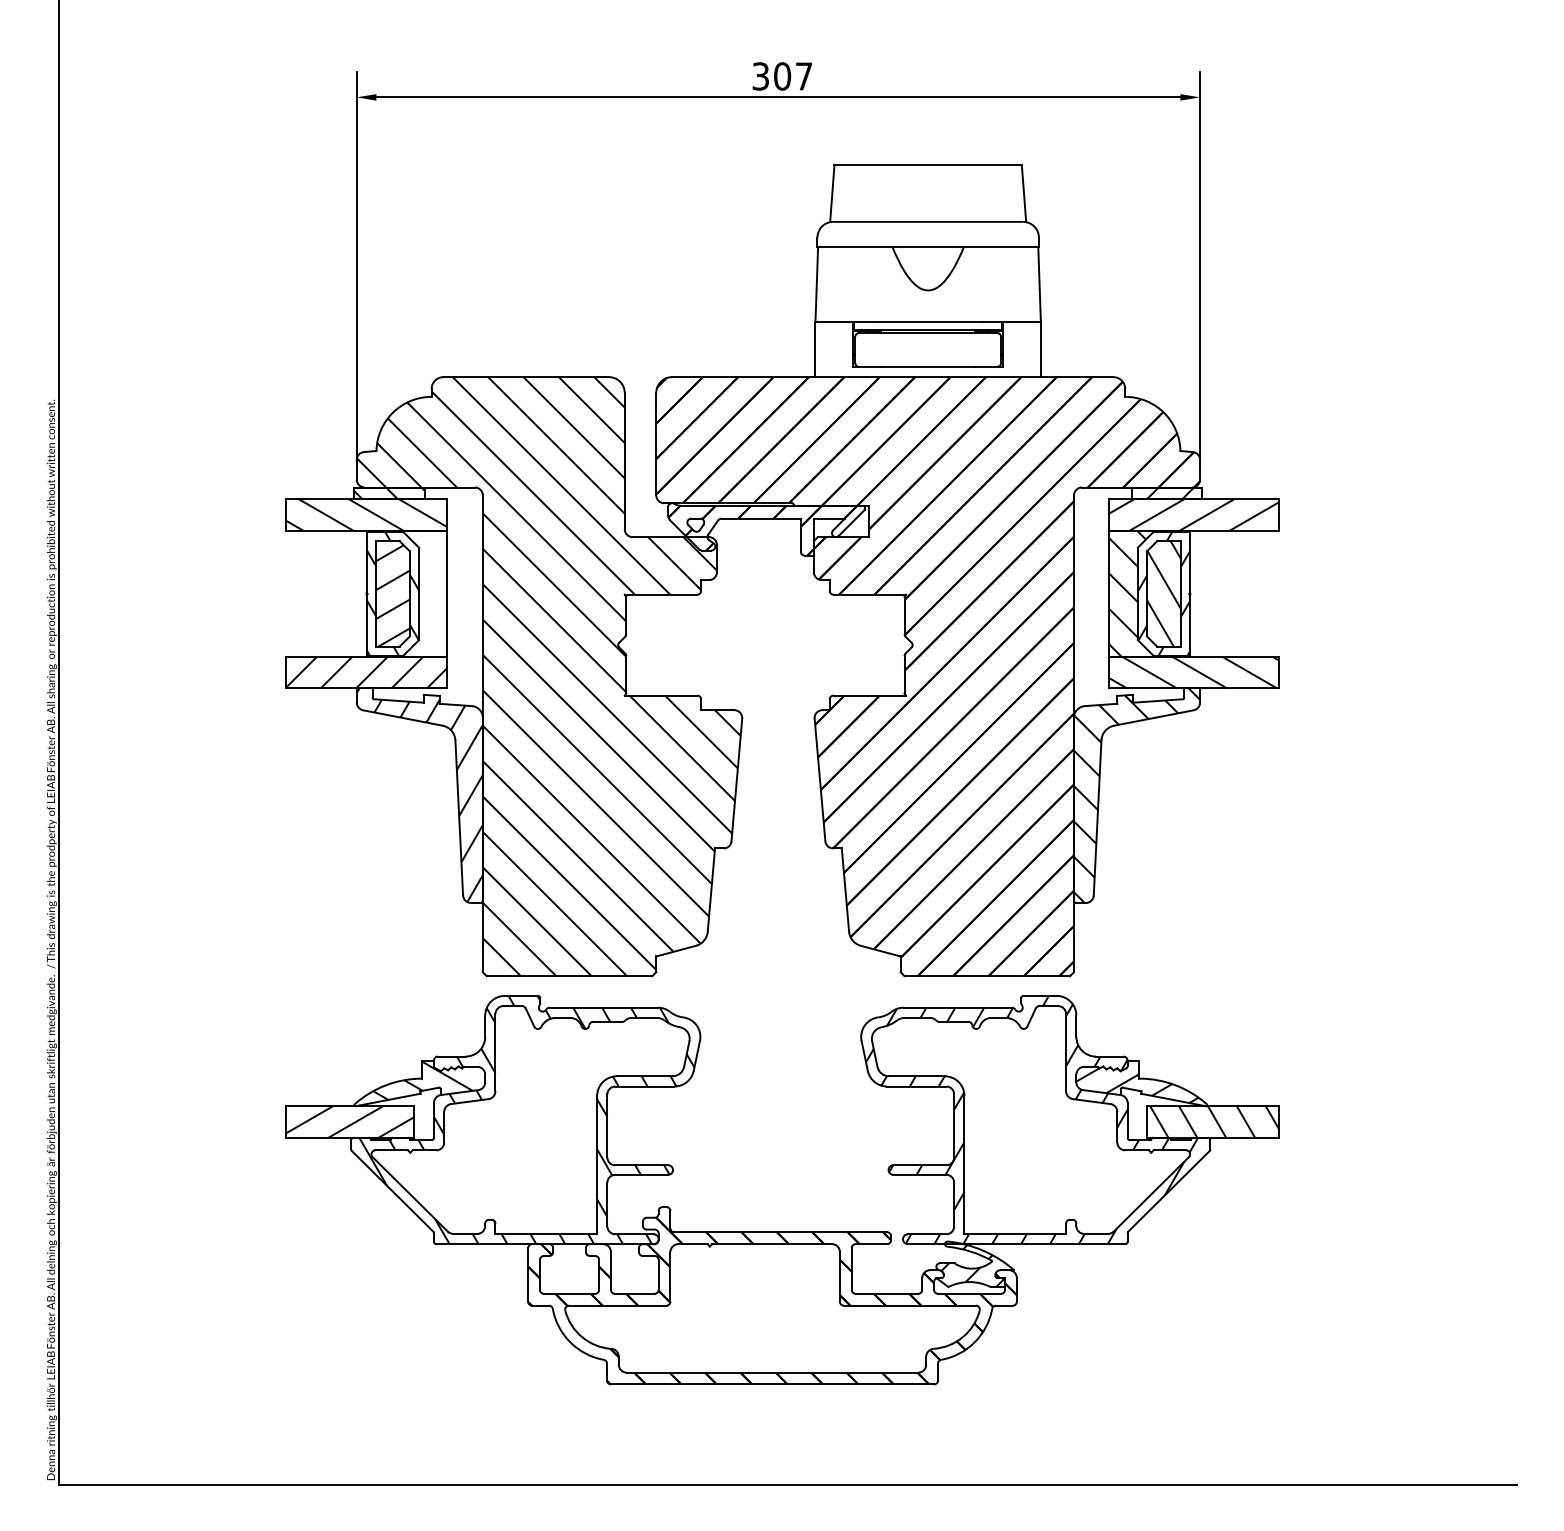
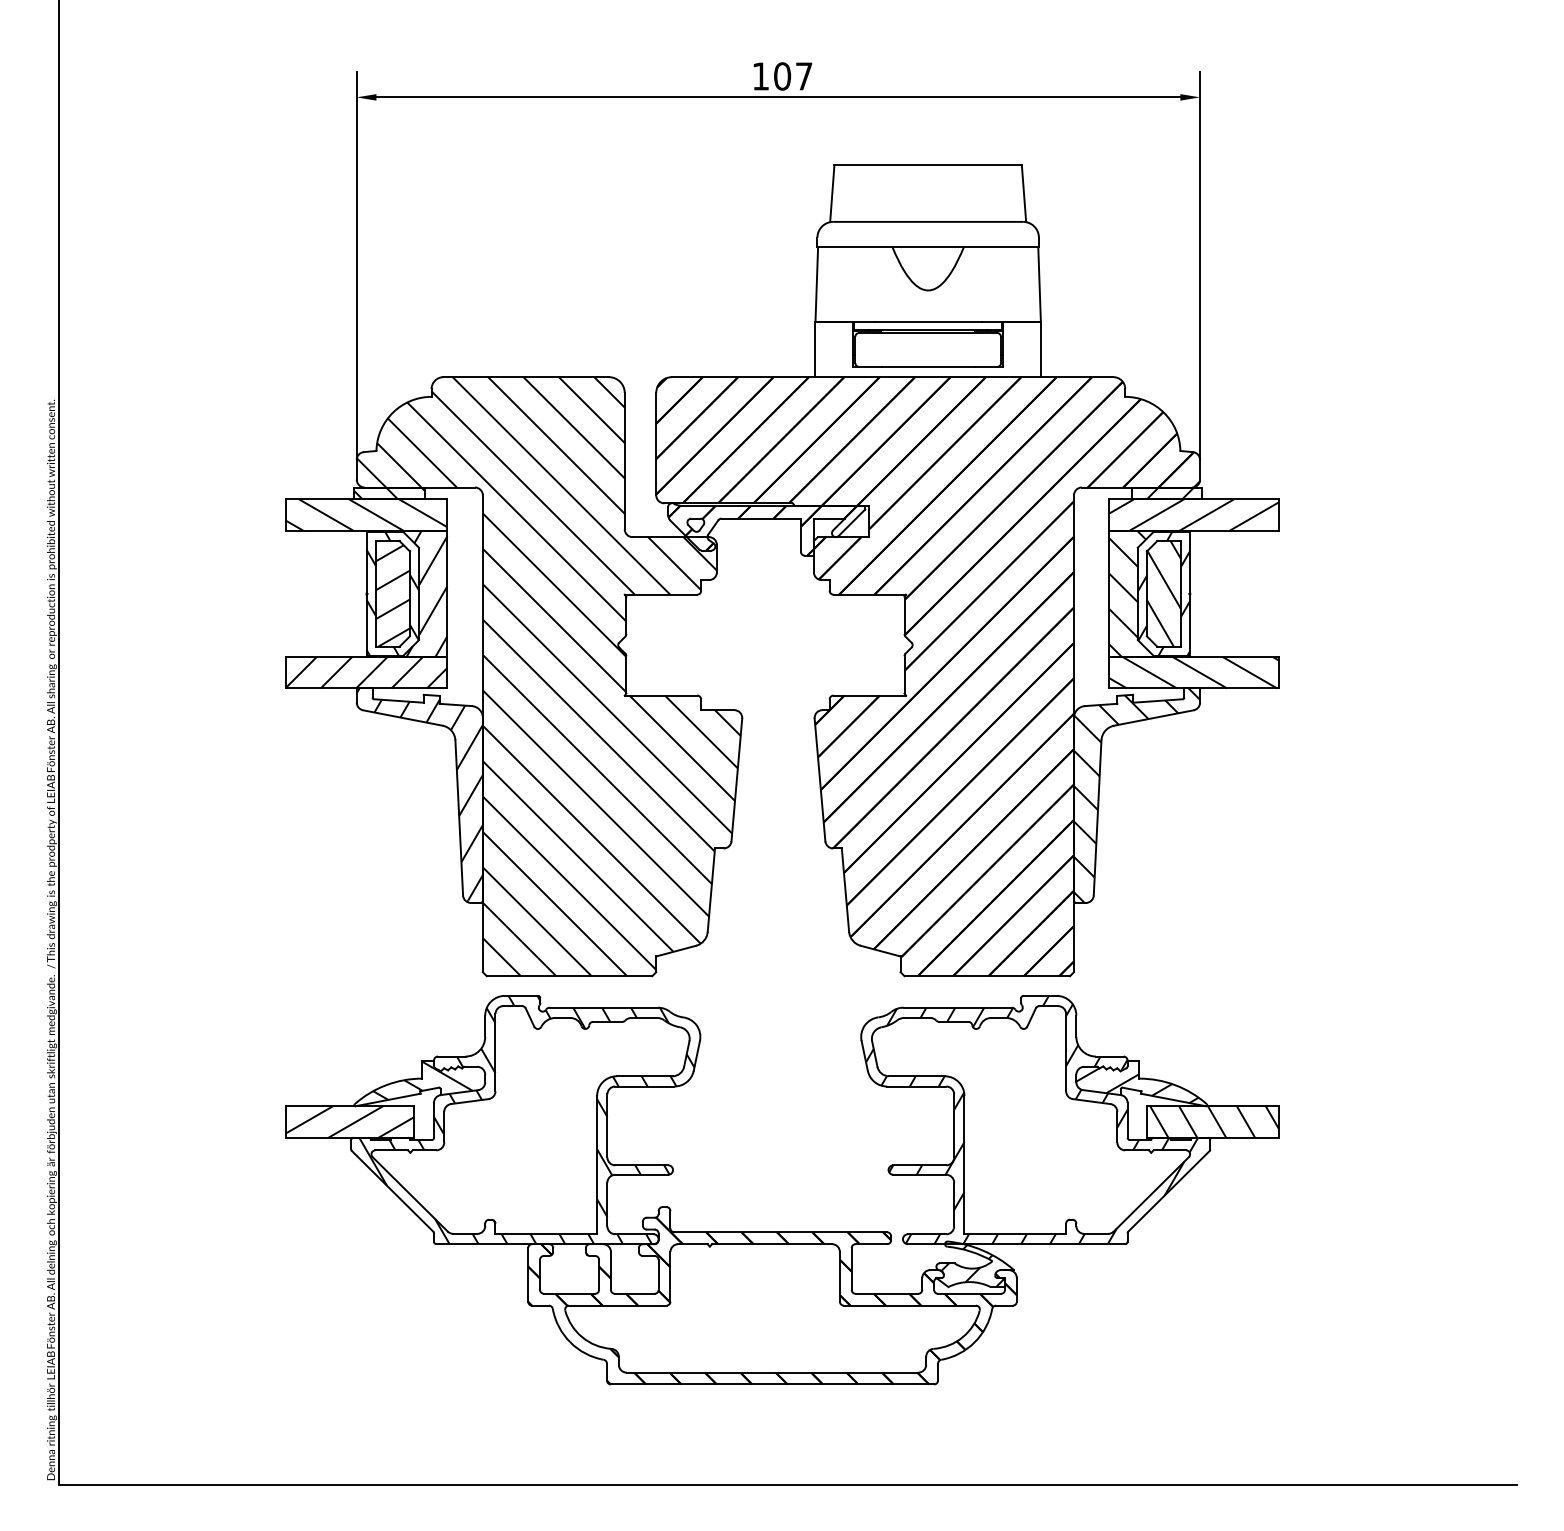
text: 307 -> 107 (760, 76)
hatch: none -> present (412, 593)
